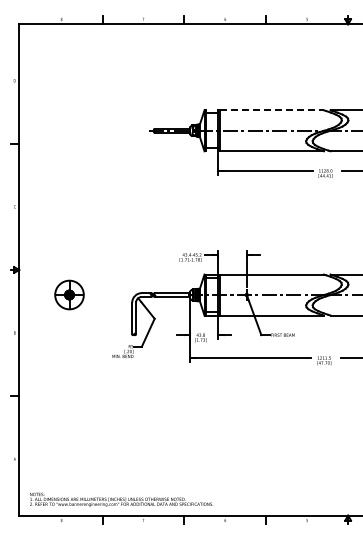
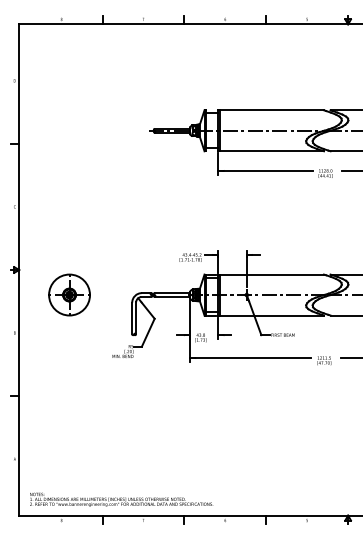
line: dashed -> solid (272, 110)
part size: 31x32 px -> 43x44 px (69, 294)
